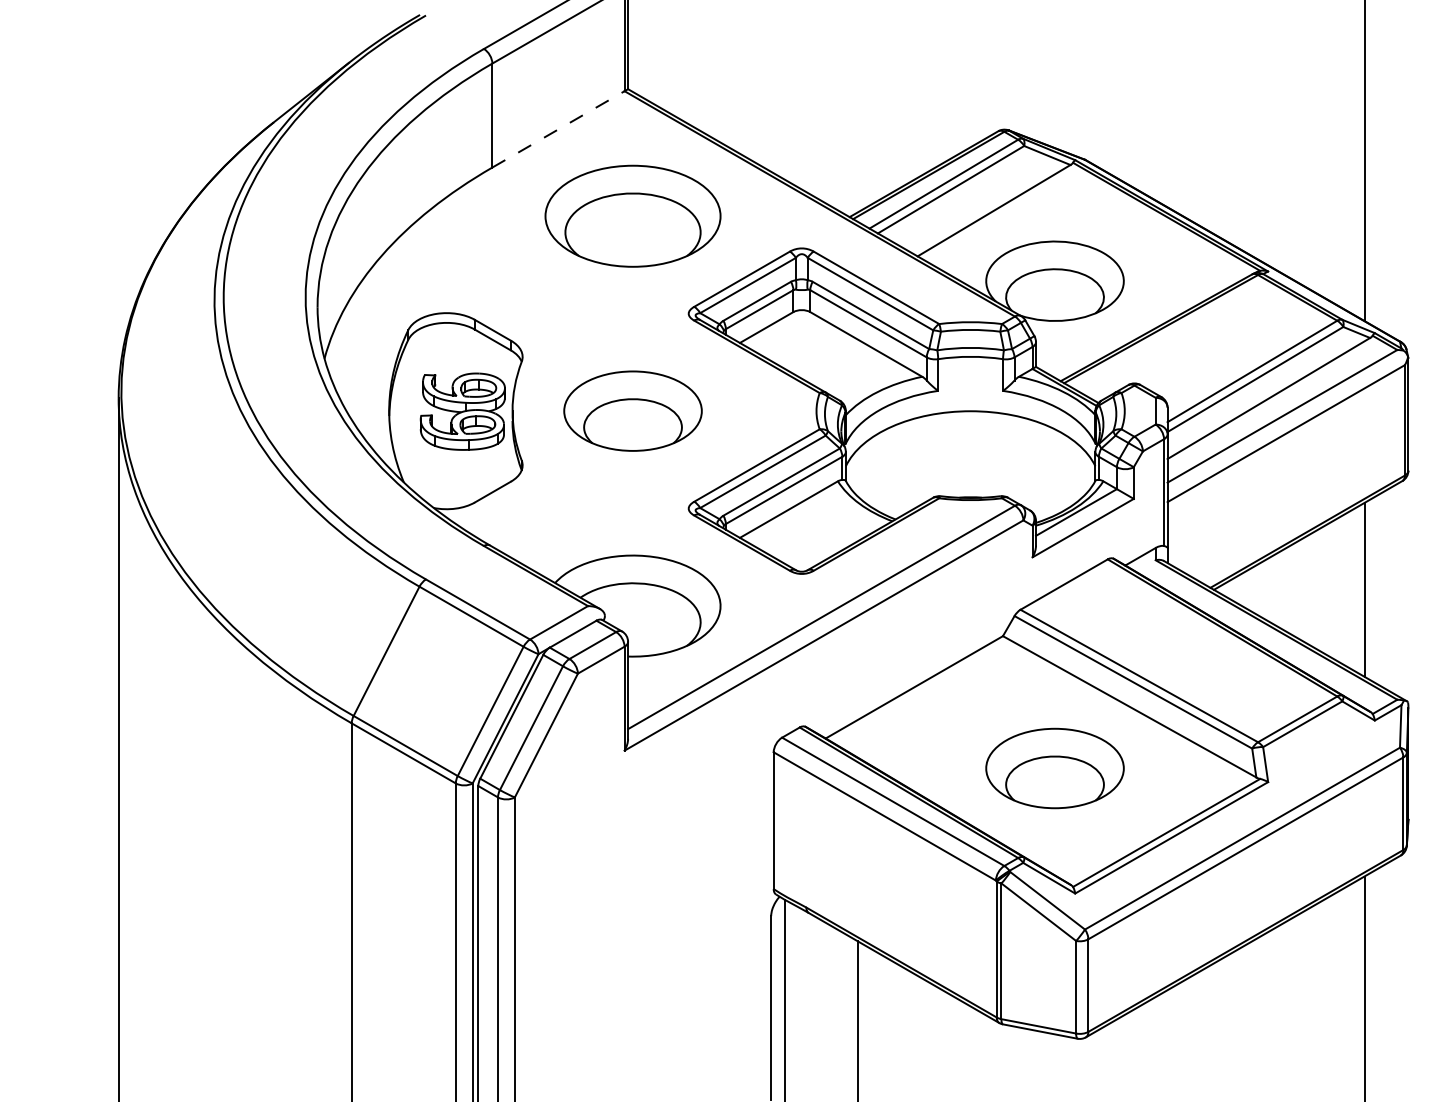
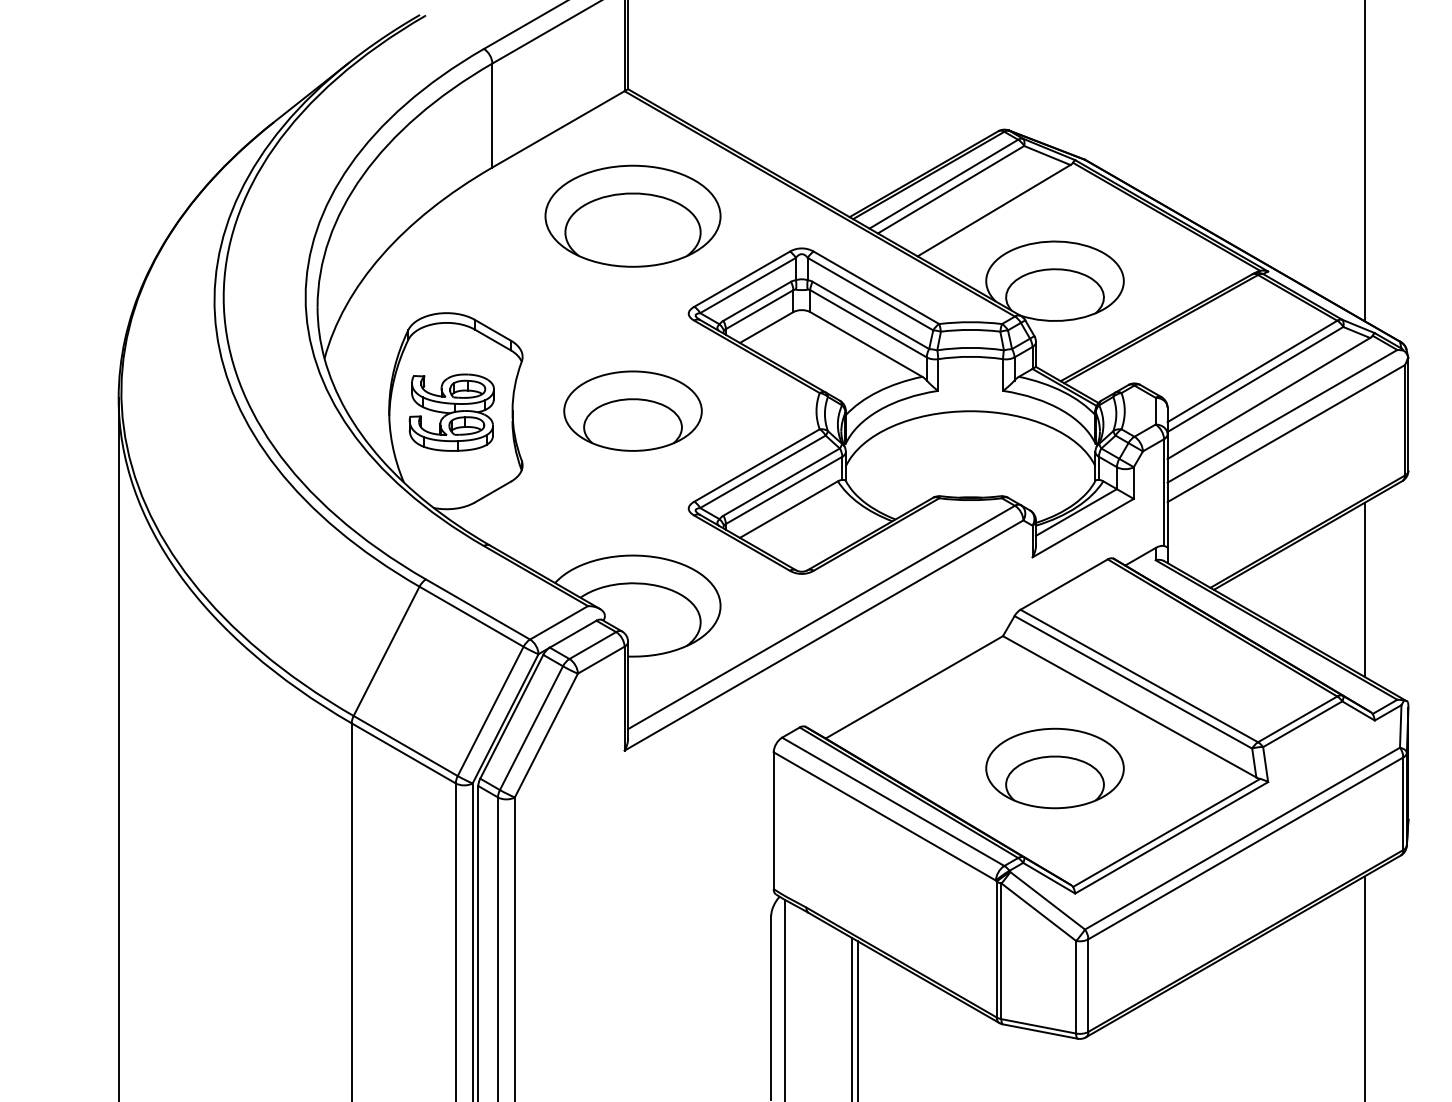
line: dashed -> solid (558, 129)
part position: (462, 411) -> (451, 412) (451, 412)
line: none -> present (852, 1018)
